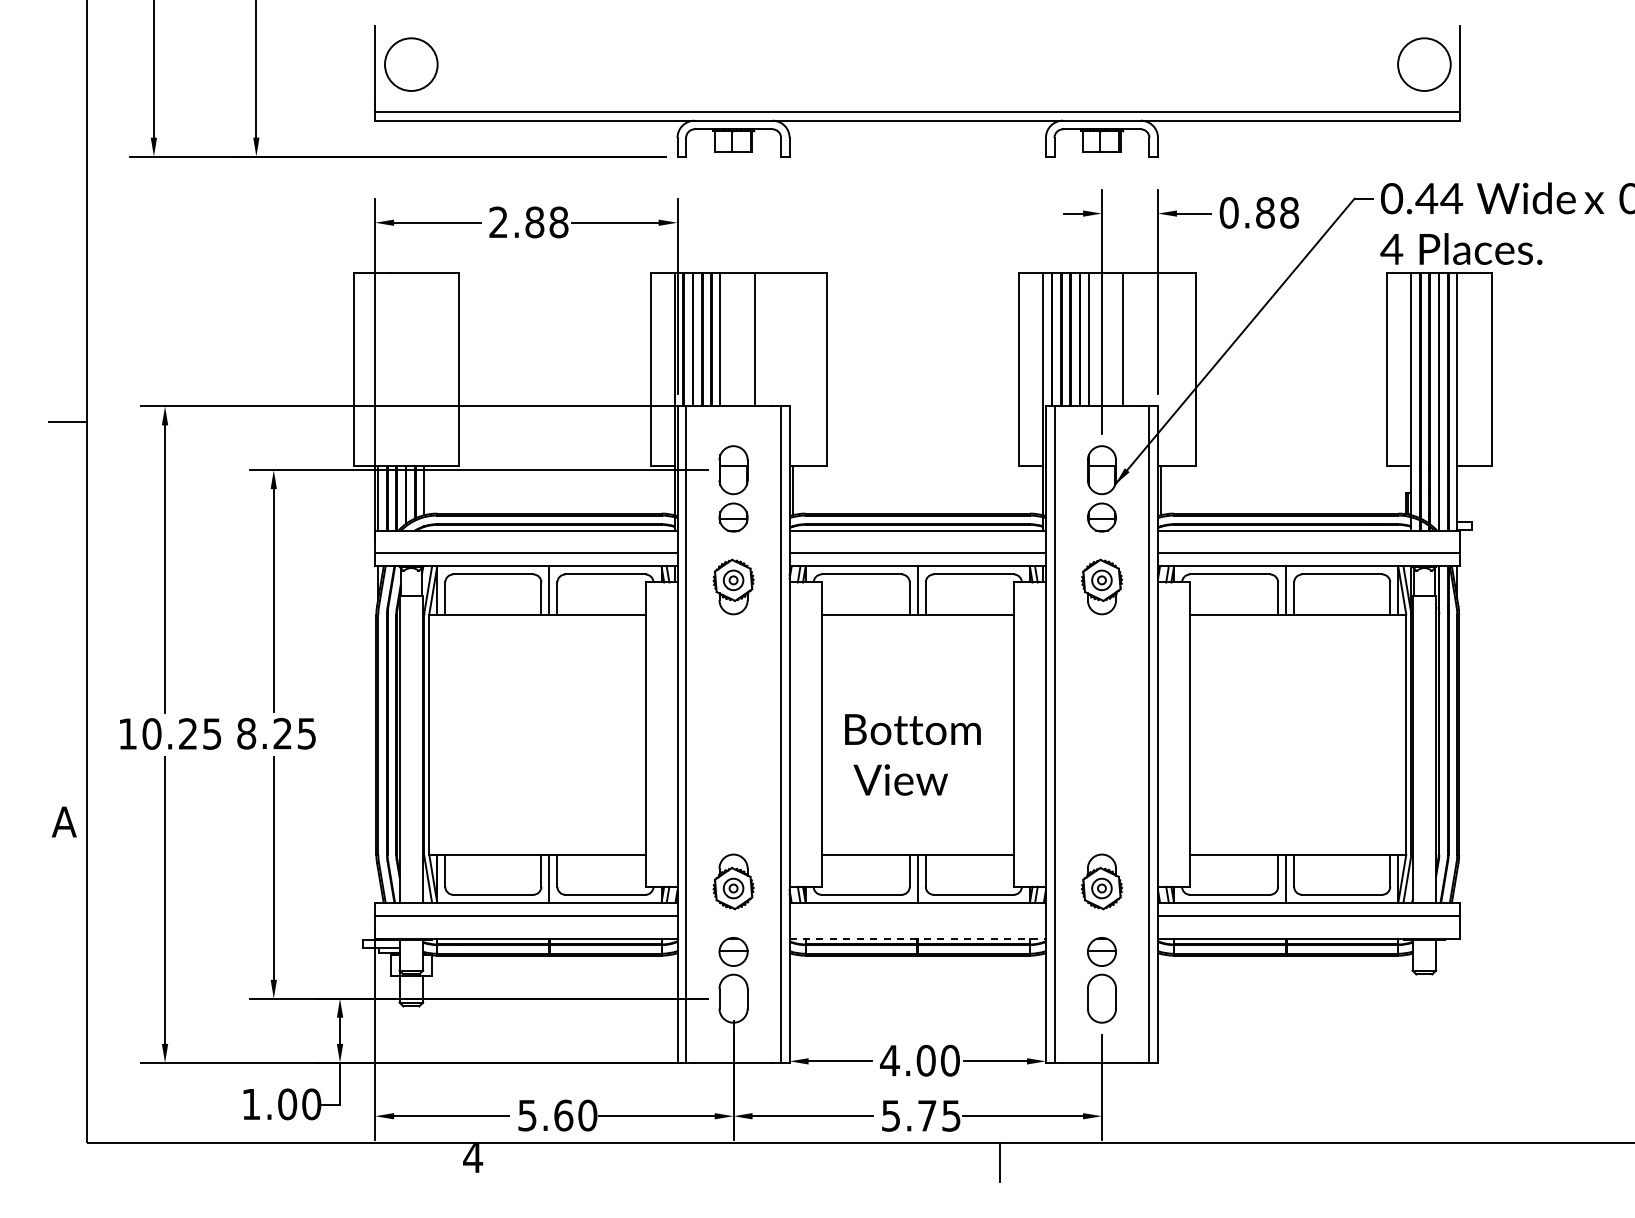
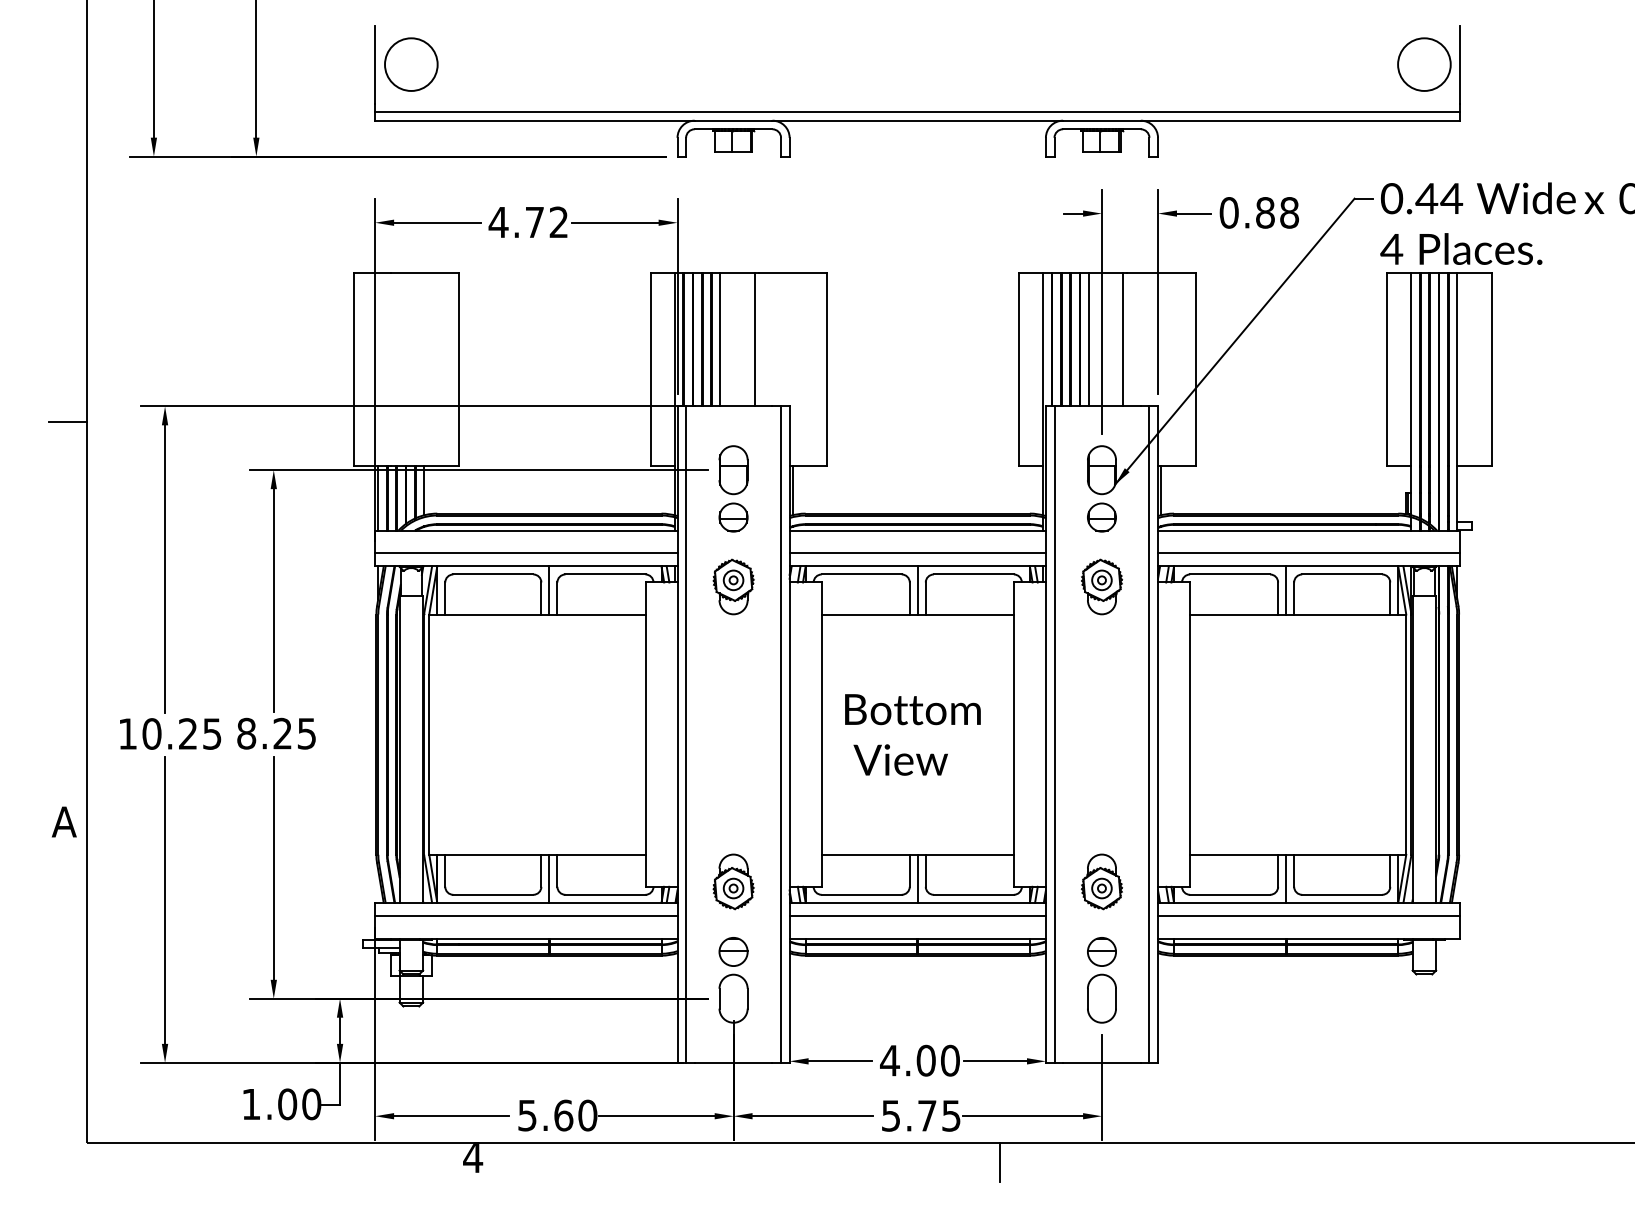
text: 2.88 -> 4.72 (528, 222)
text position: (912, 754) -> (912, 734) (912, 734)
line: none -> present (917, 916)
line: dashed -> solid (918, 938)
